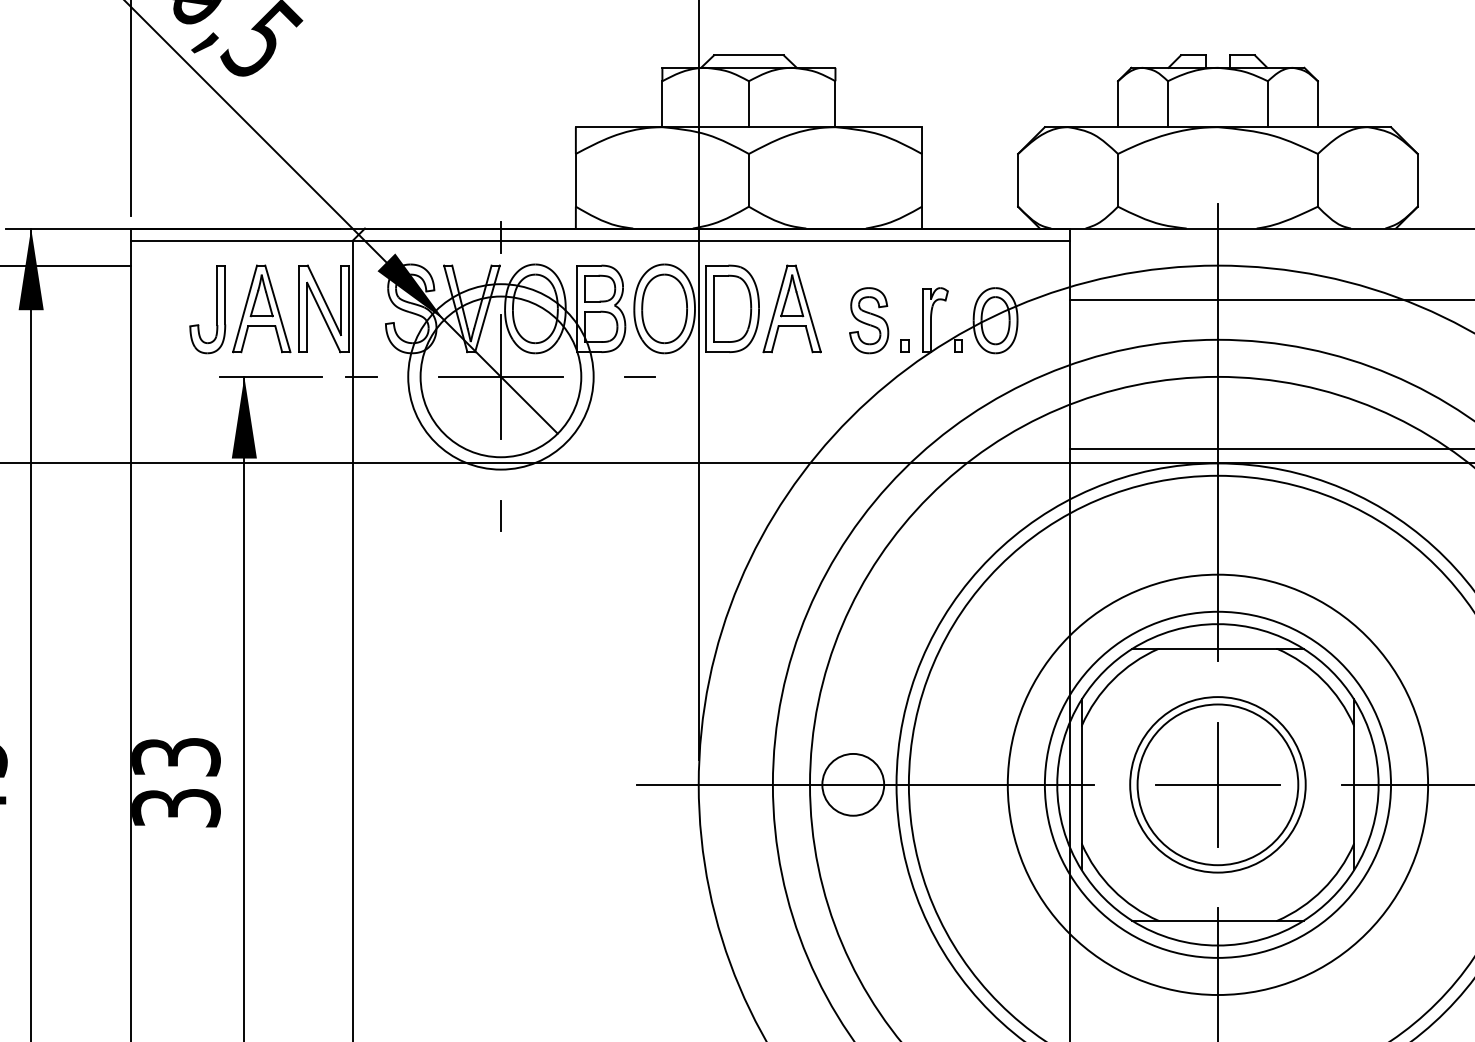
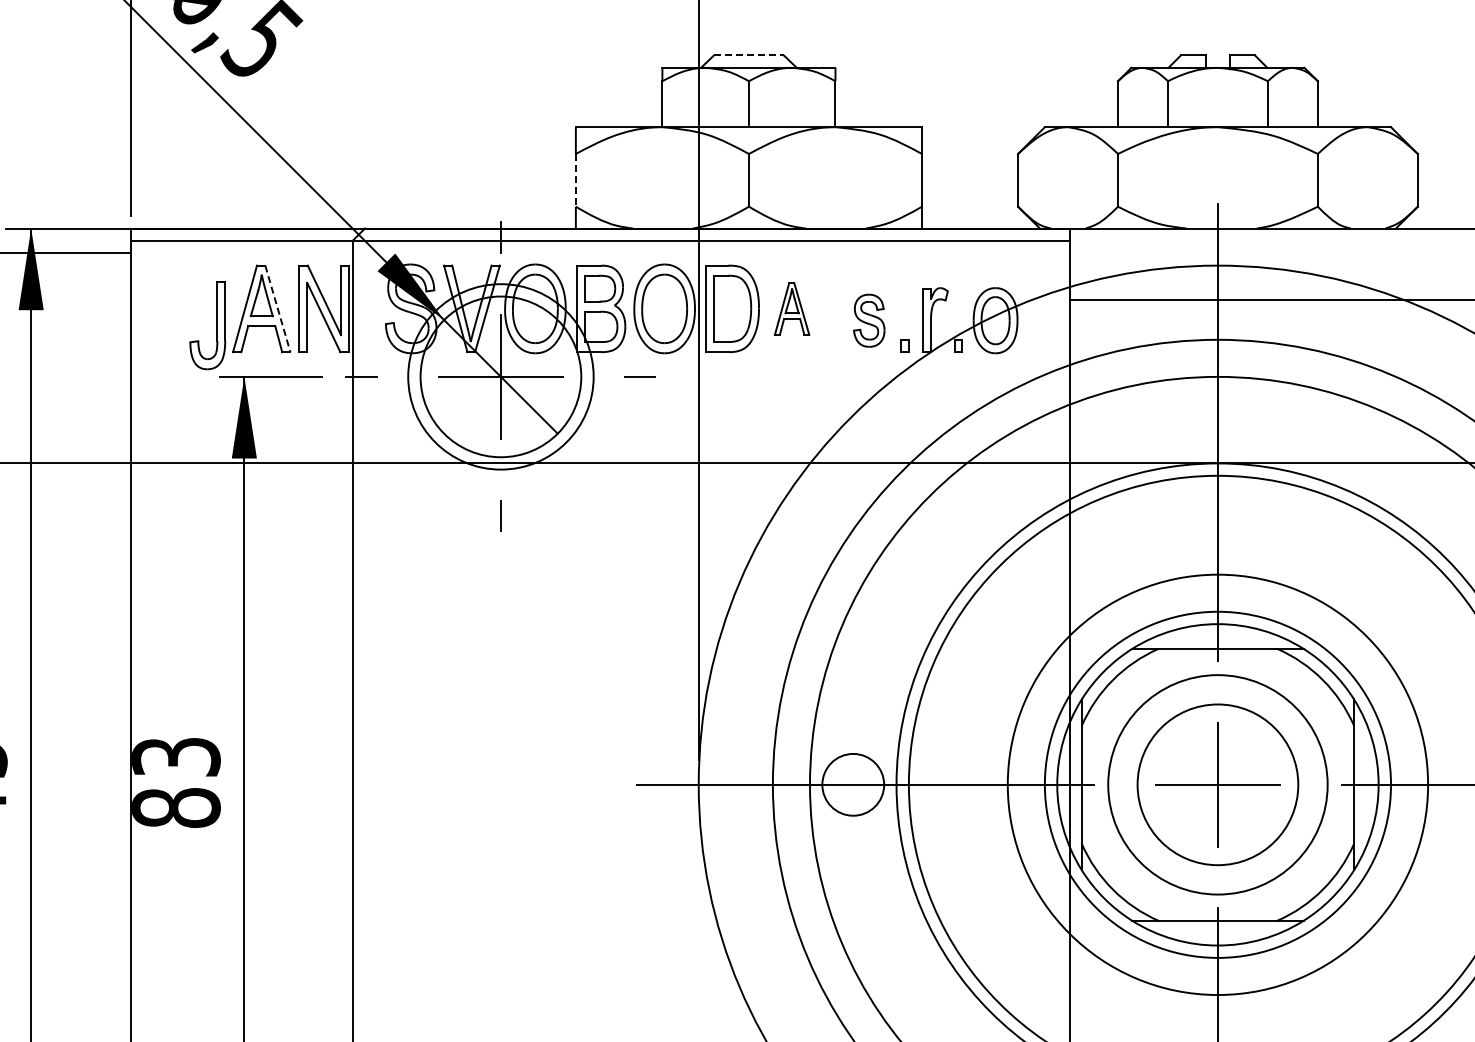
line: solid -> dashed (748, 55)
line: solid -> dashed (575, 180)
line position: (66, 265) -> (66, 252) (66, 252)
part size: 60x90 px -> 37x54 px (792, 308)
part position: (216, 309) -> (216, 325) (216, 325)
line: solid -> dashed (278, 309)
part size: 41x68 px -> 33x55 px (869, 320)
line: present -> none (1270, 448)
circle diameter: 176 px -> 219 px (1217, 784)
text: 33 -> 83 (176, 807)
